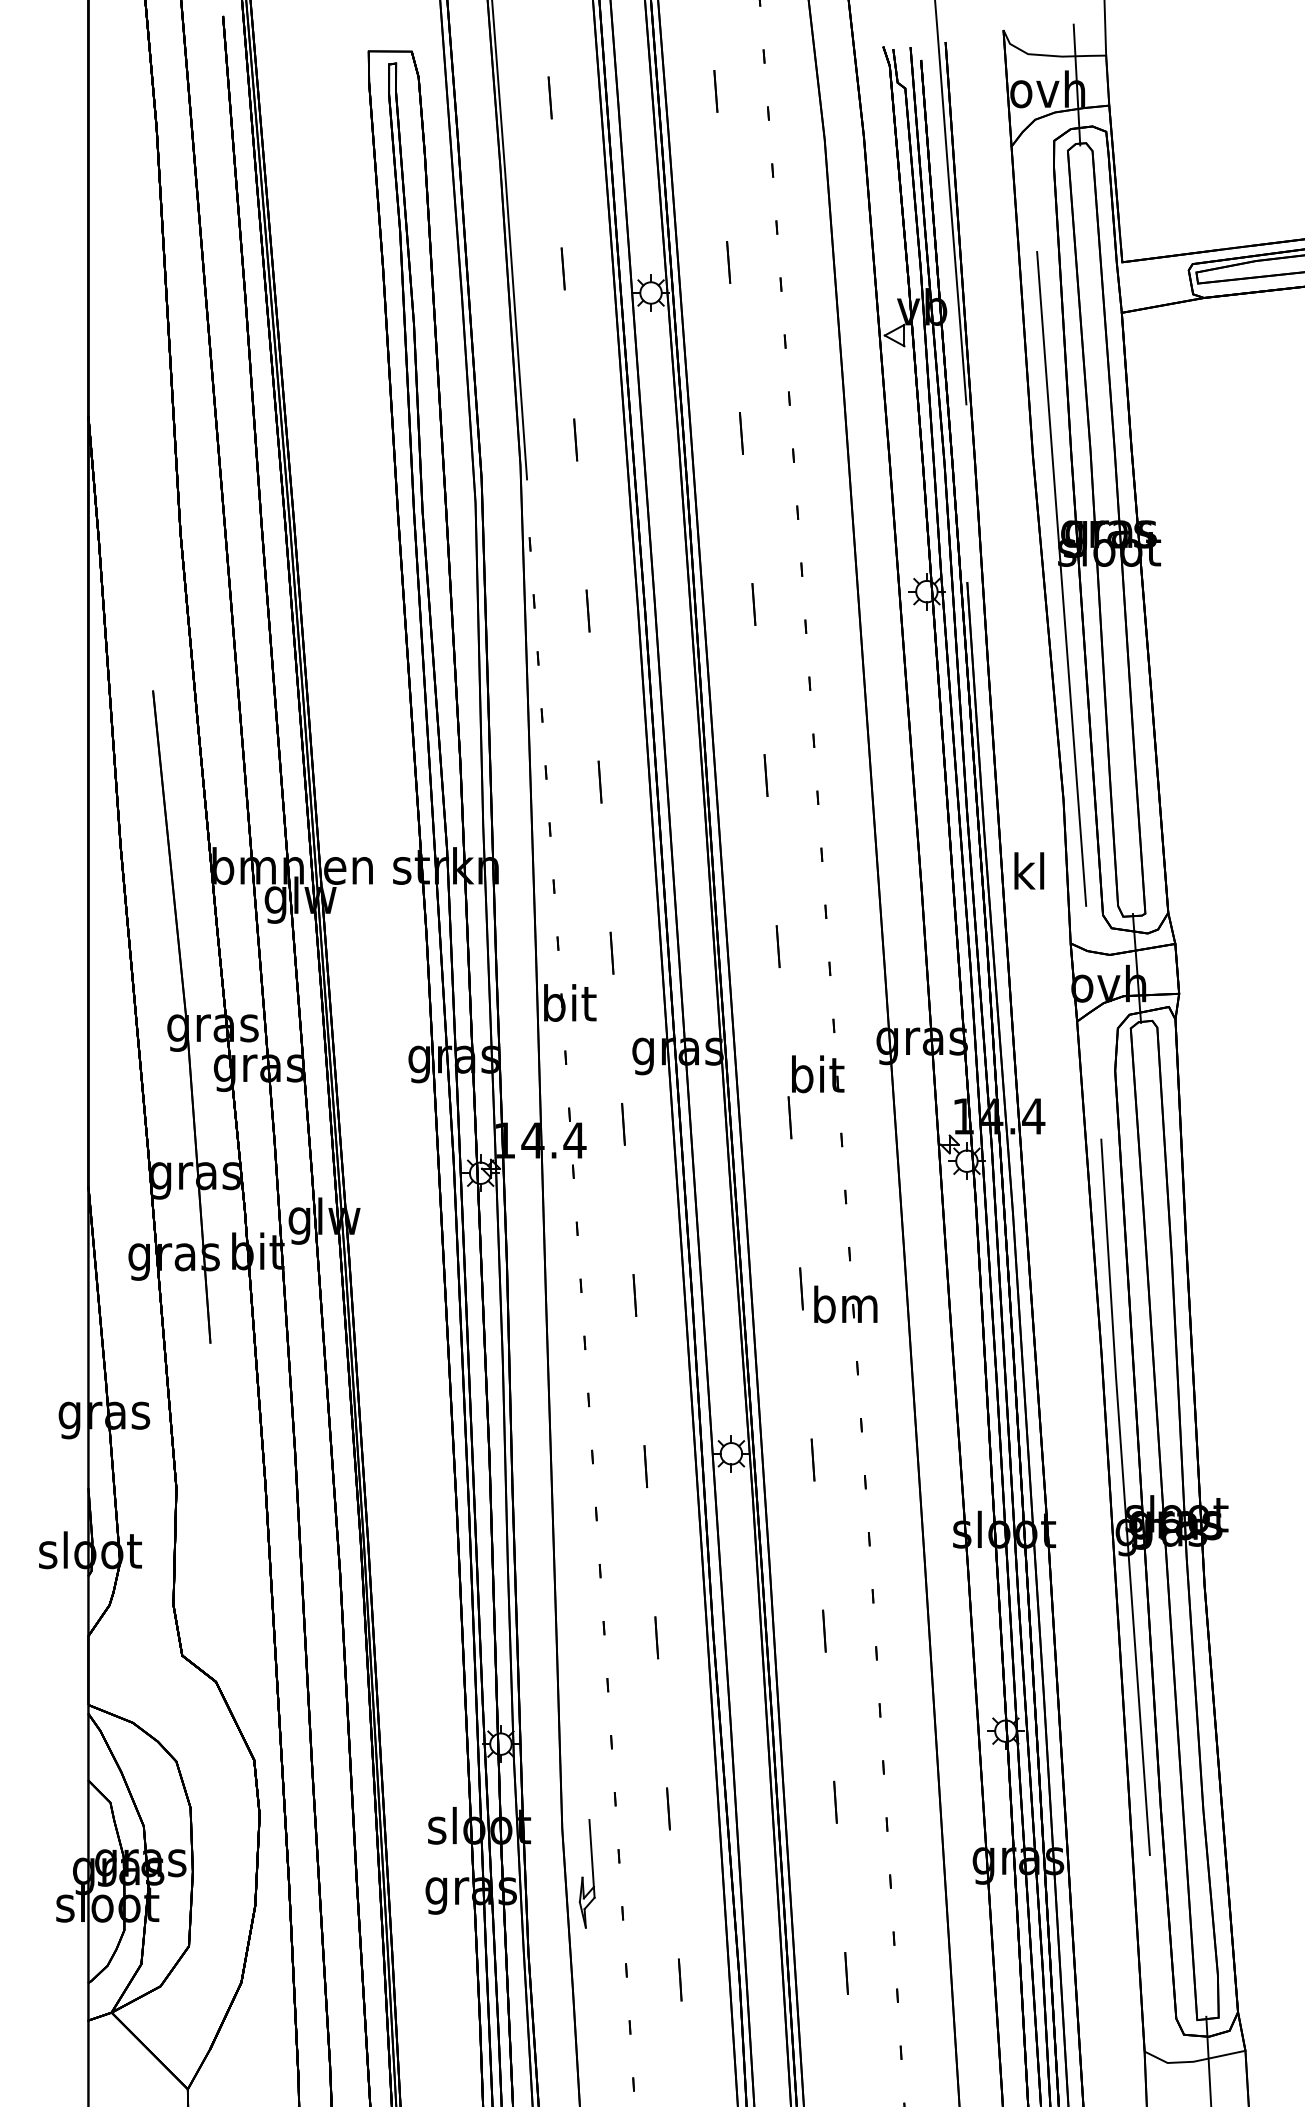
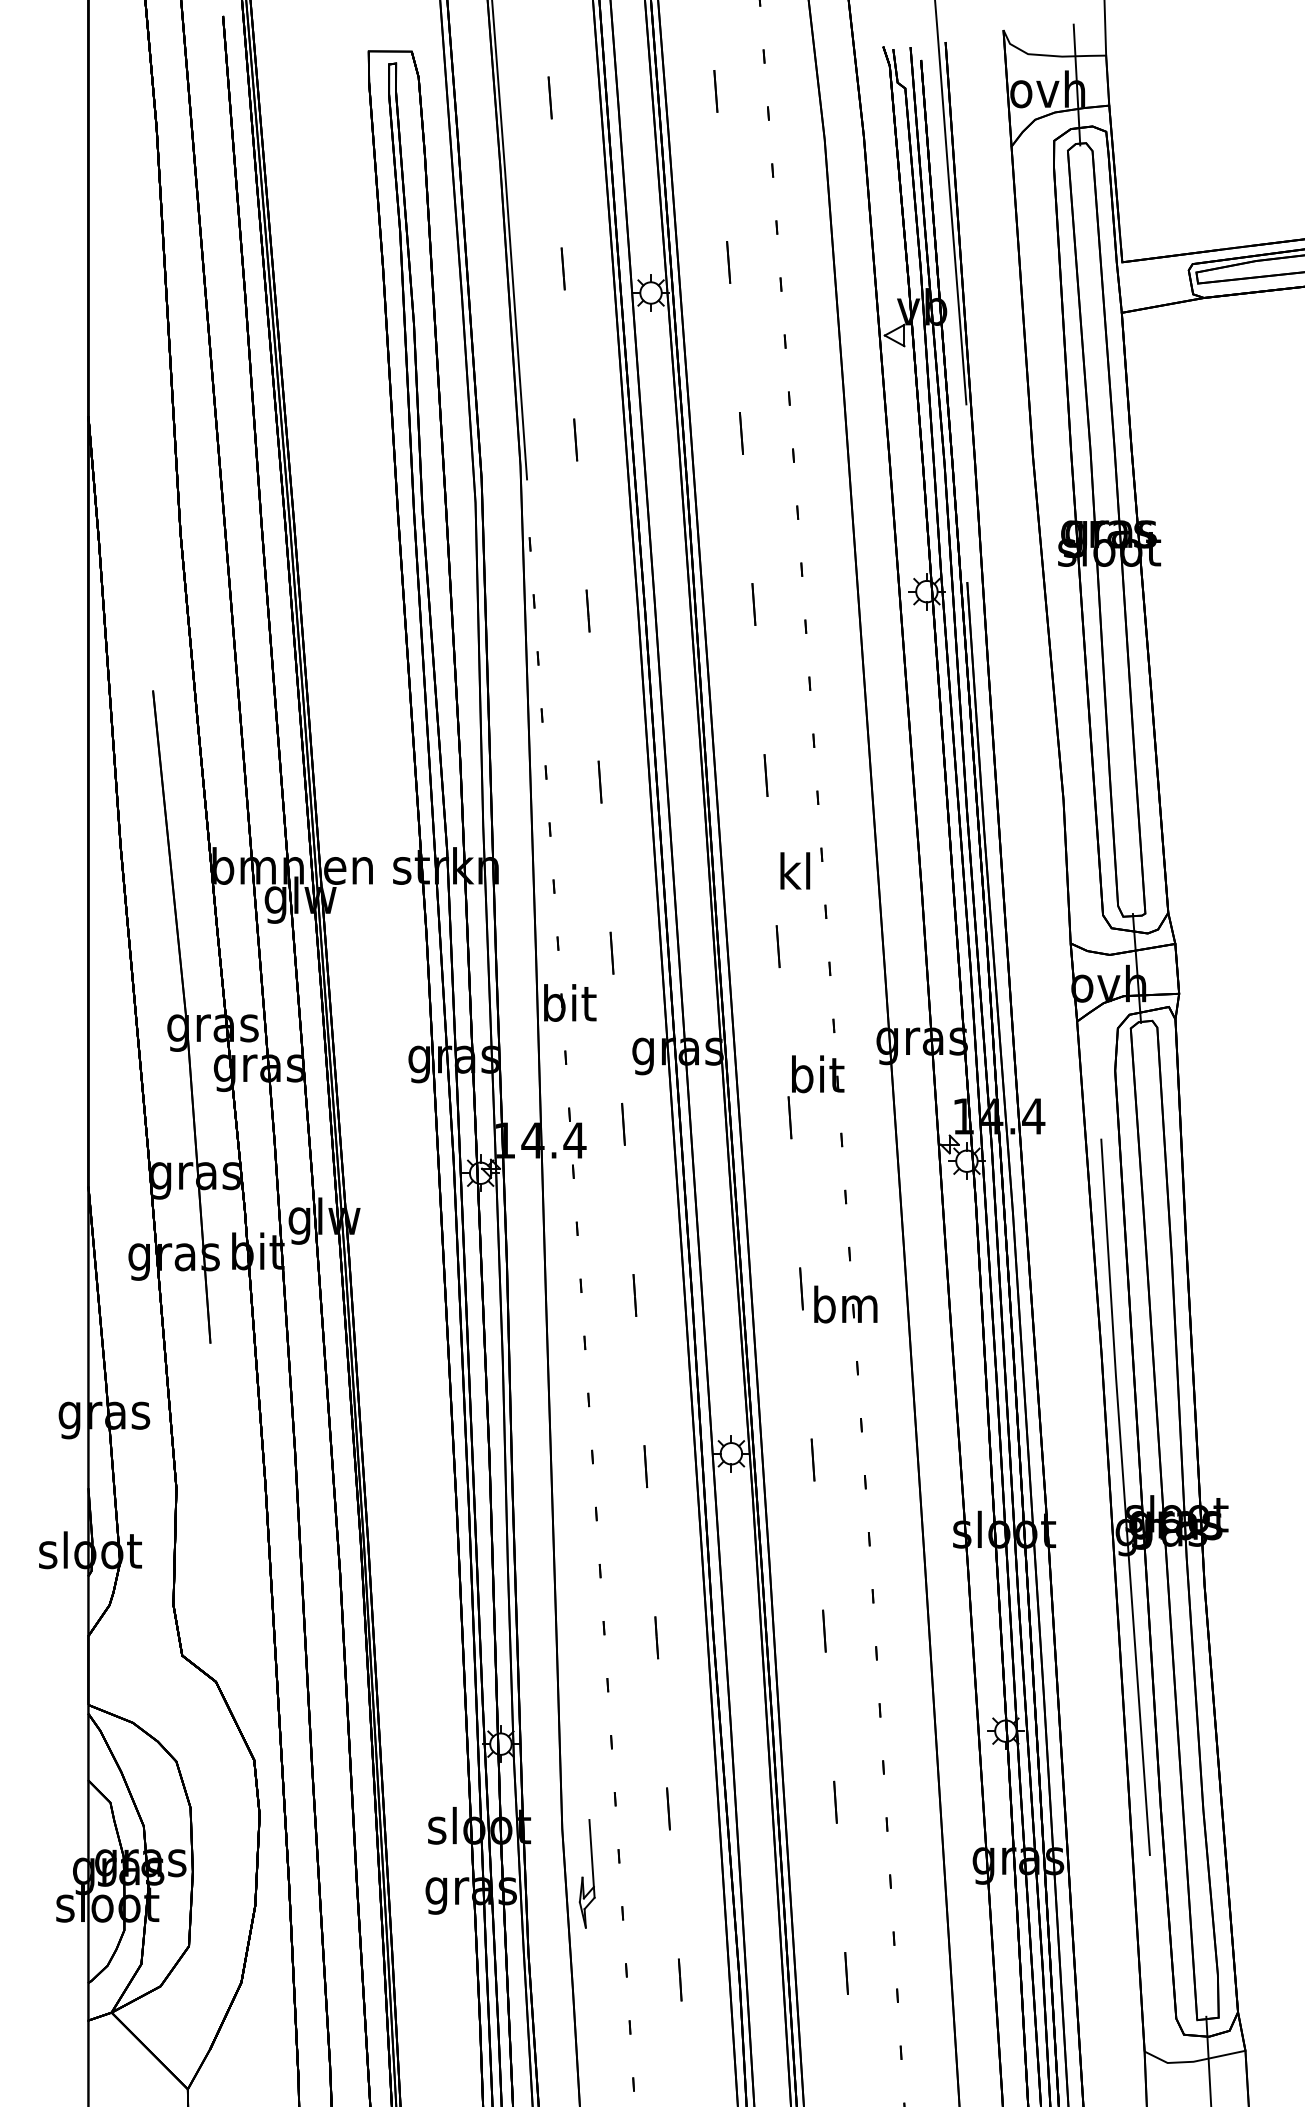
line: present -> none (1061, 578)
text position: (1029, 870) -> (795, 870) (795, 870)
